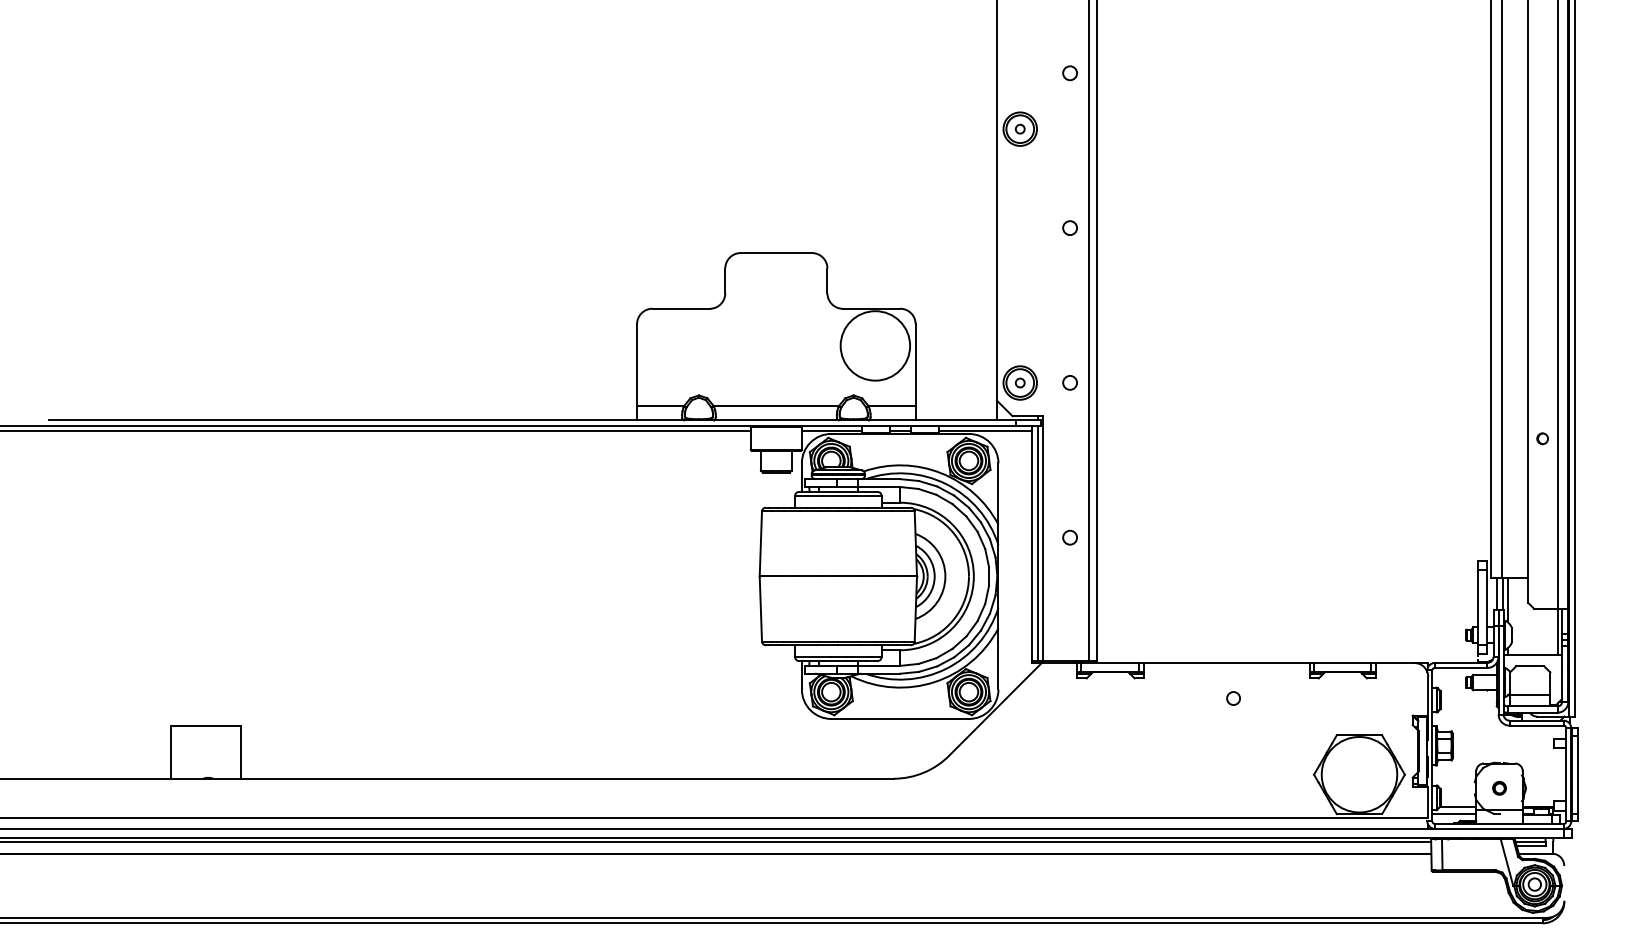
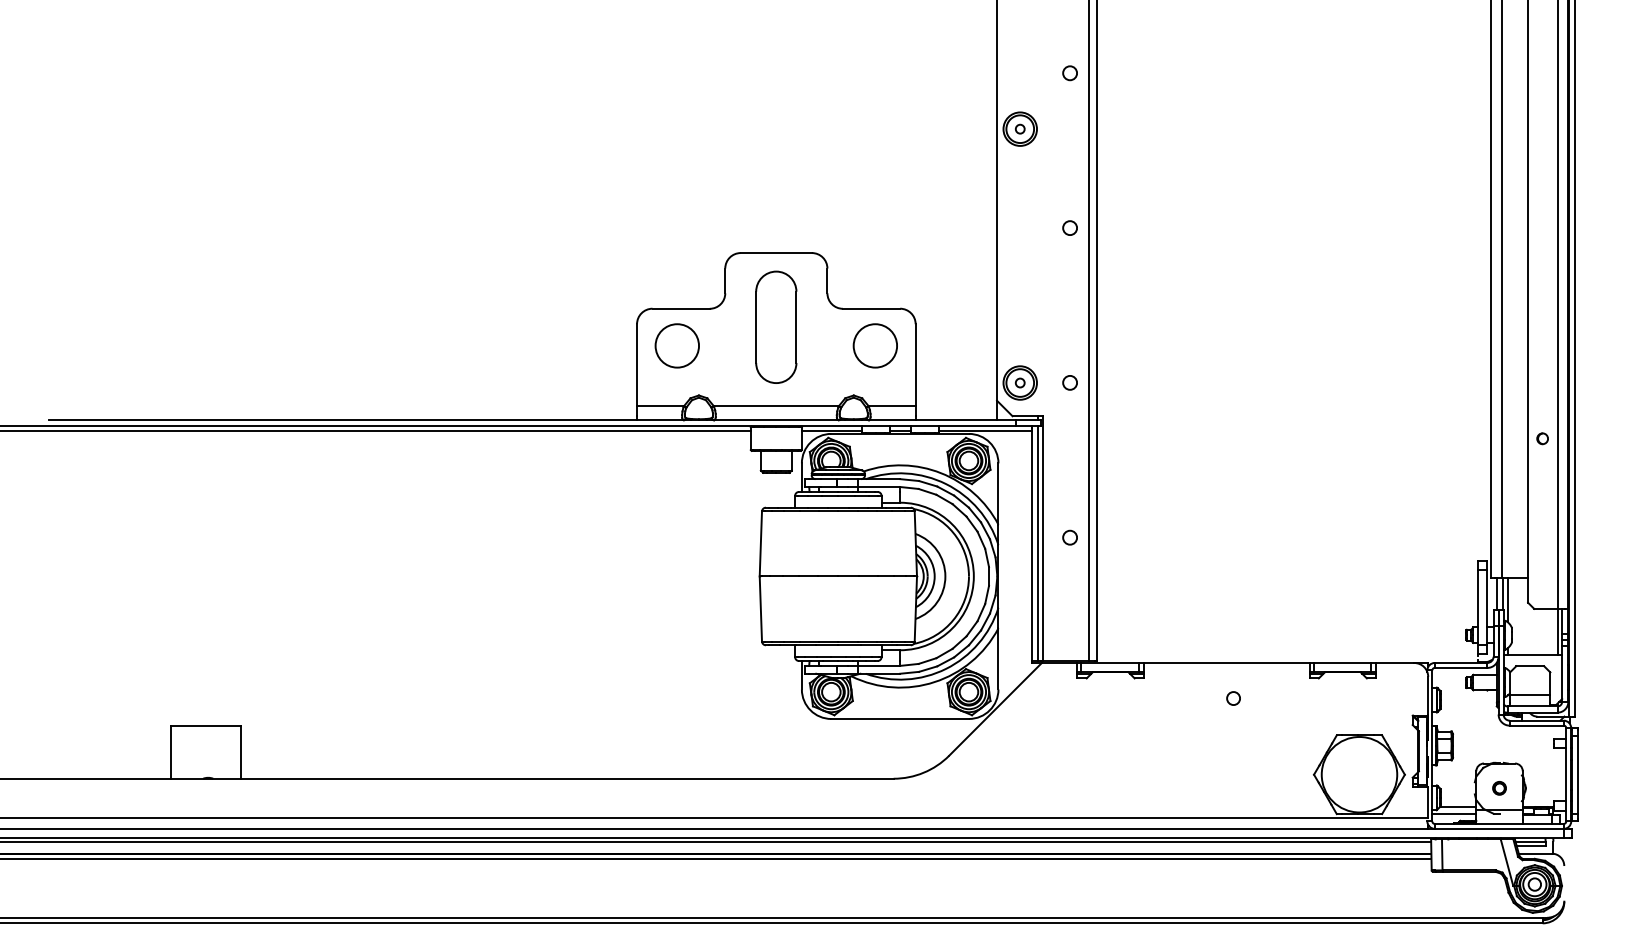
part: none -> present (776, 326)
circle: none -> present (676, 345)
circle diameter: 69 px -> 43 px (875, 345)
line: none -> present (716, 859)
